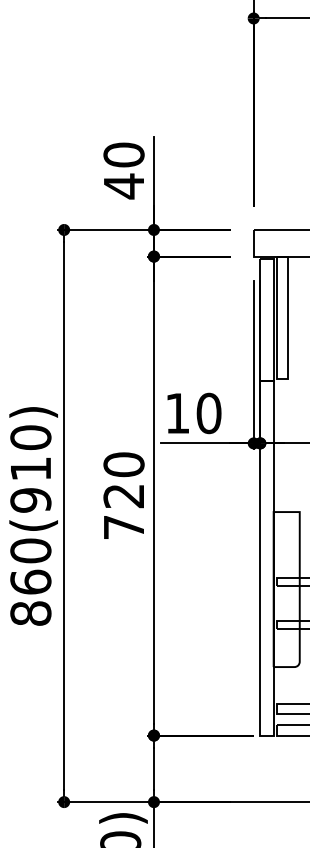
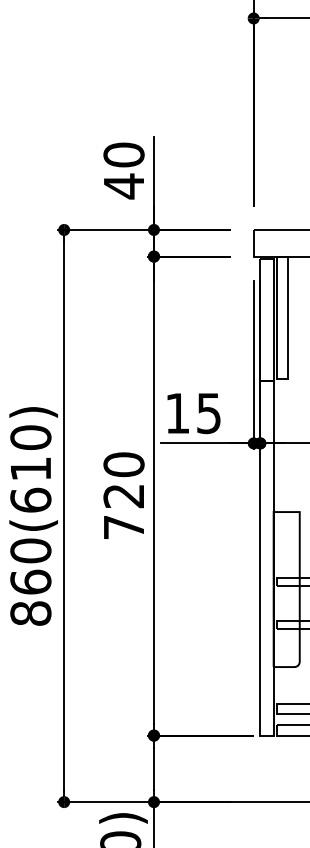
text: 10 -> 15 (208, 413)
text: 860(910) -> 860(610) (30, 499)
